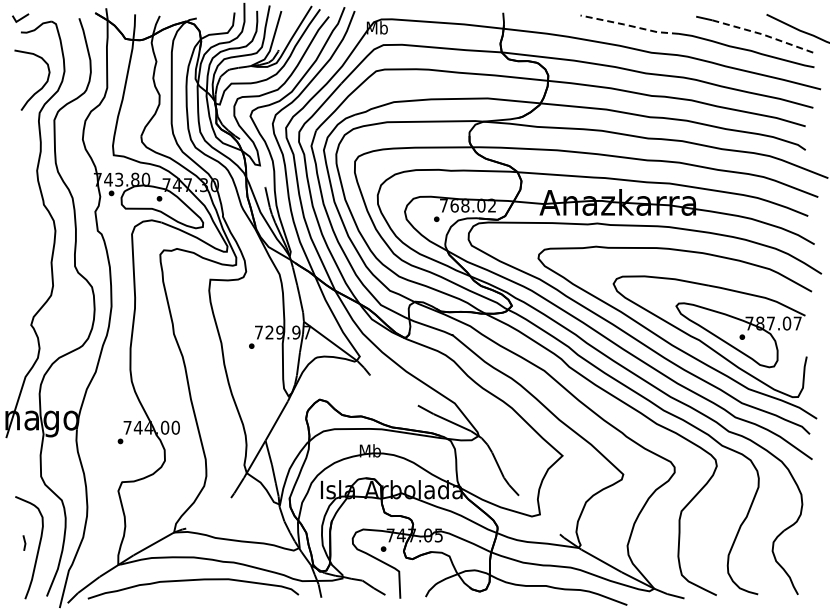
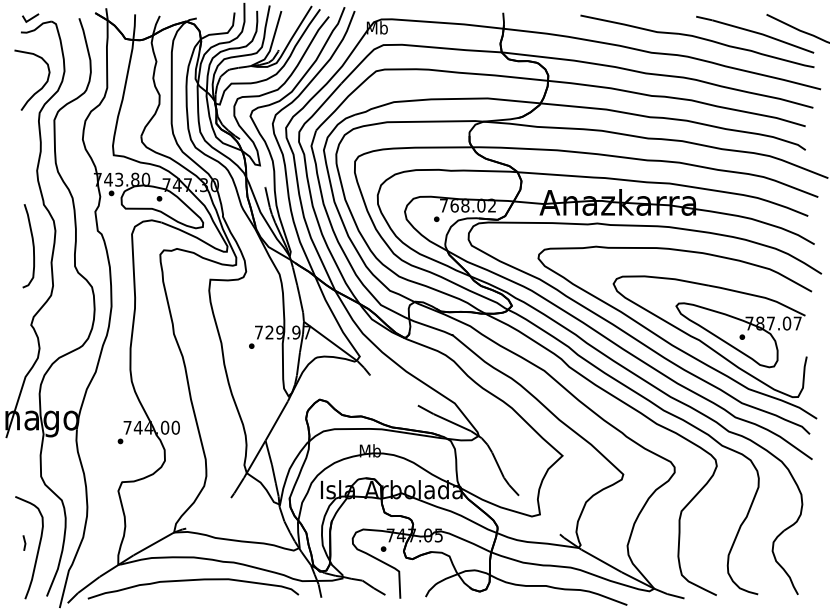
line position: (21, 17) -> (31, 17) (31, 17)
line: dashed -> solid (629, 25)
line: dashed -> solid (763, 34)
curve: none -> present (32, 246)
